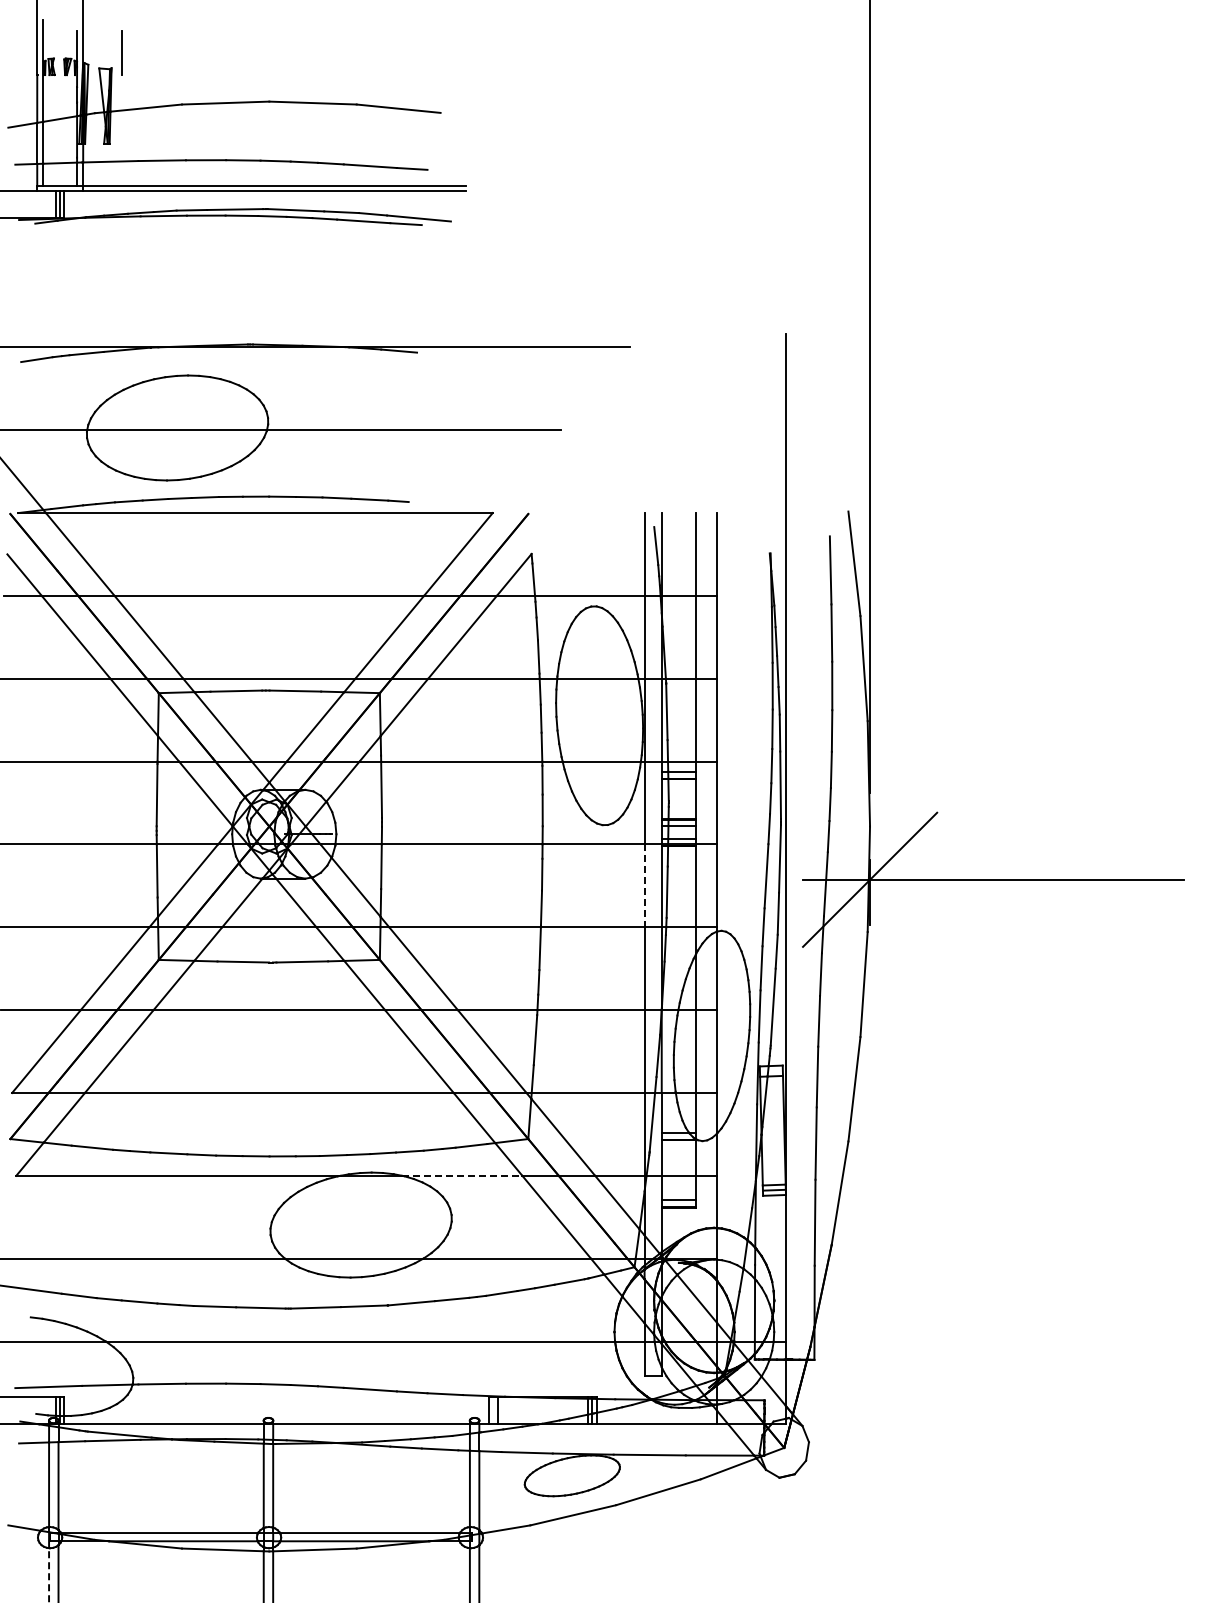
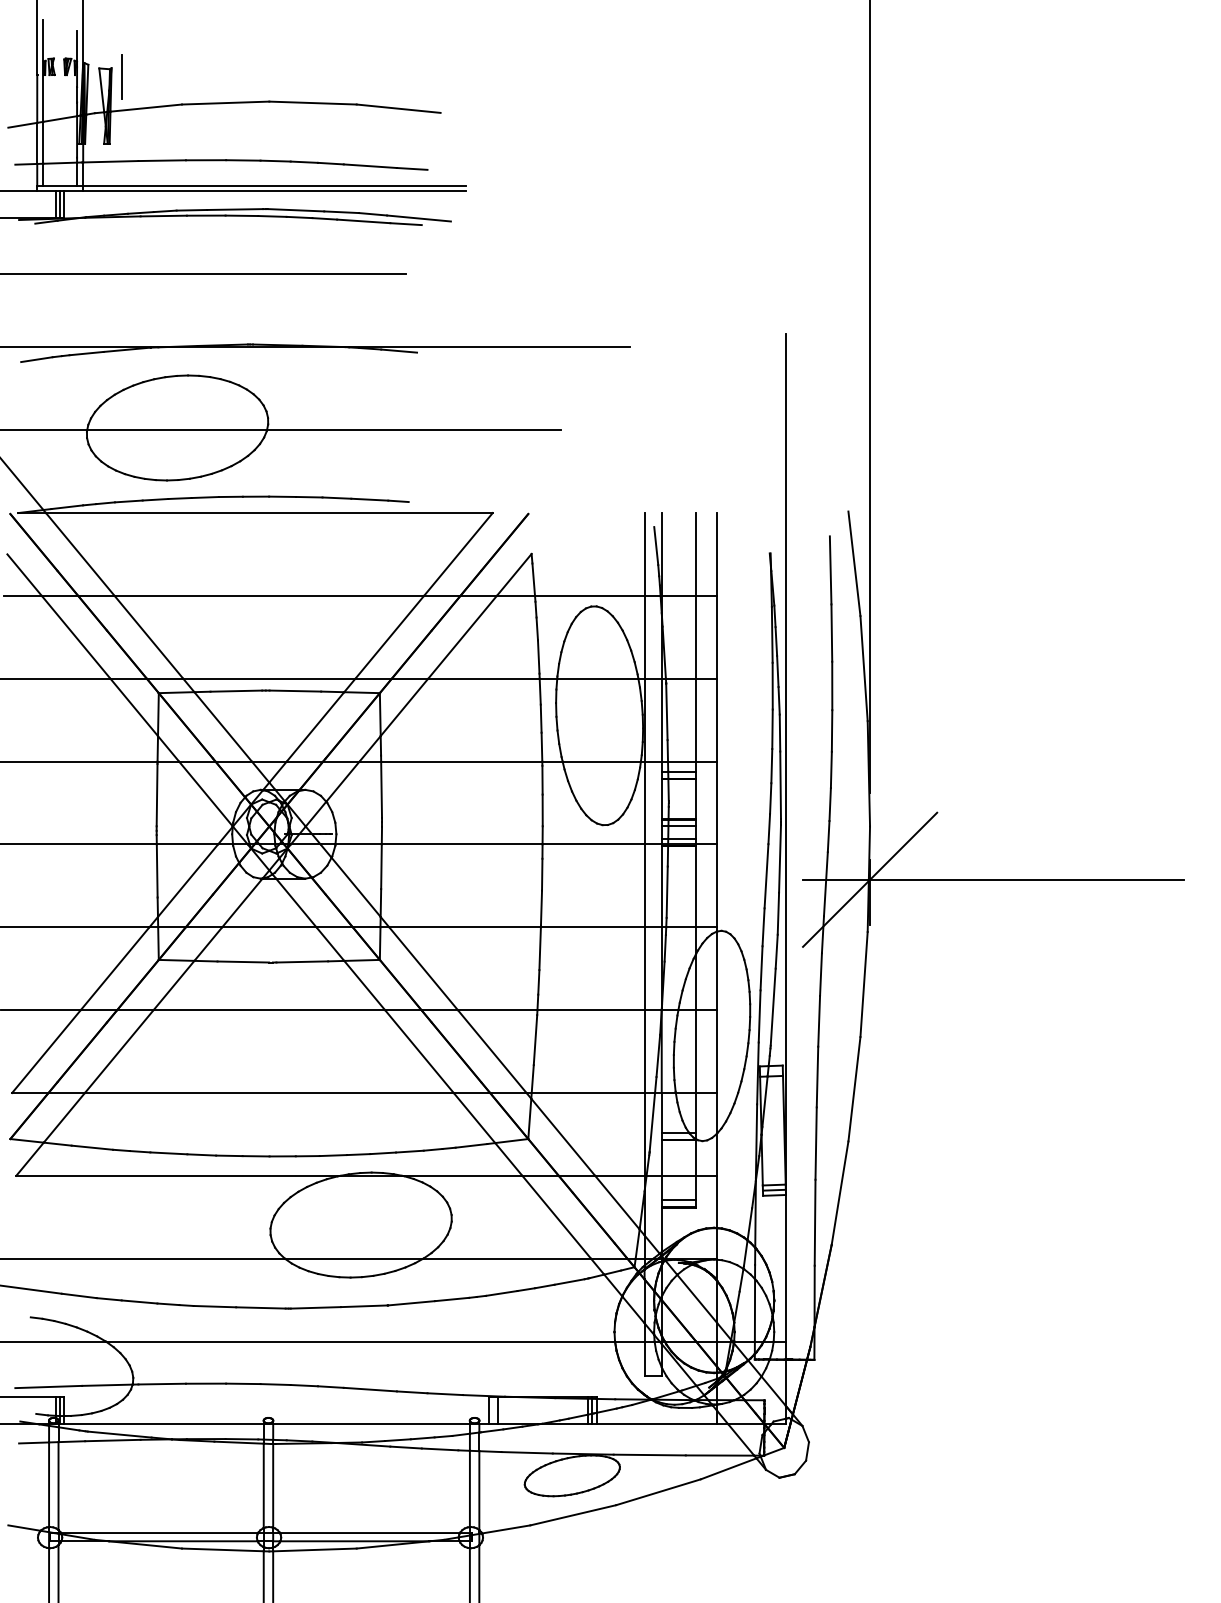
line position: (121, 52) -> (121, 76) (121, 76)
line: none -> present (203, 273)
line: dashed -> solid (644, 886)
line: dashed -> solid (462, 1175)
line: dashed -> solid (49, 1574)
